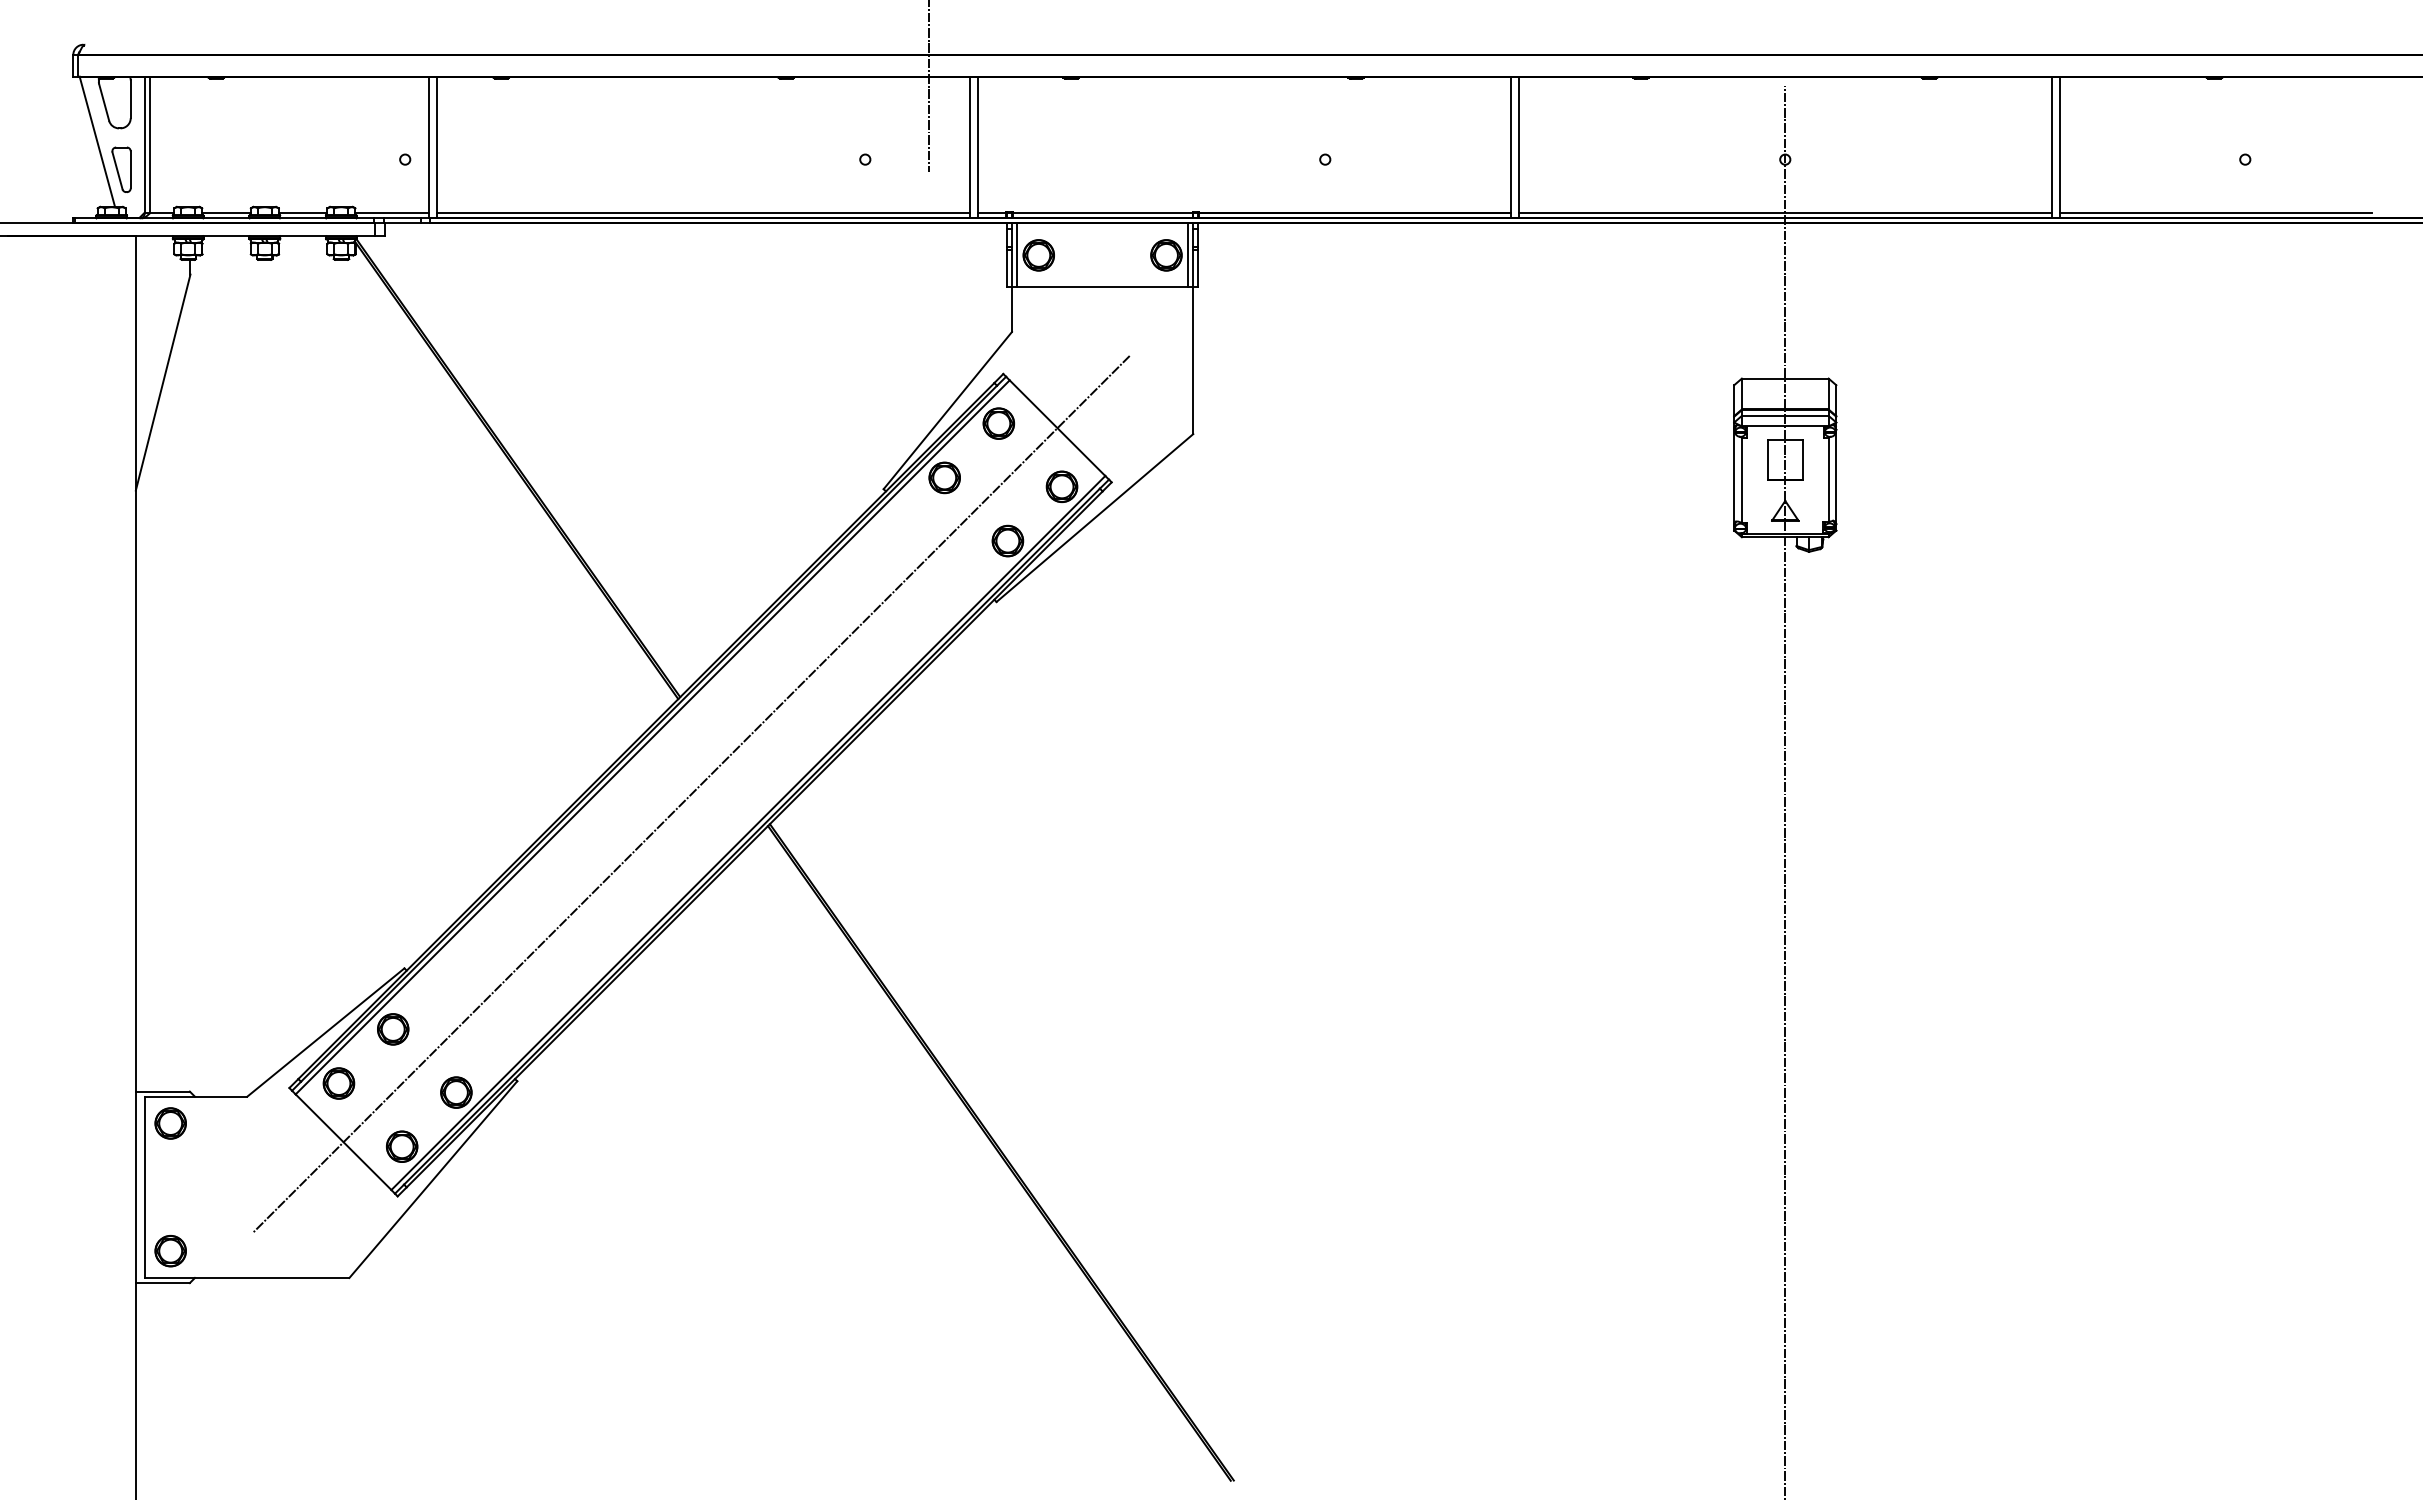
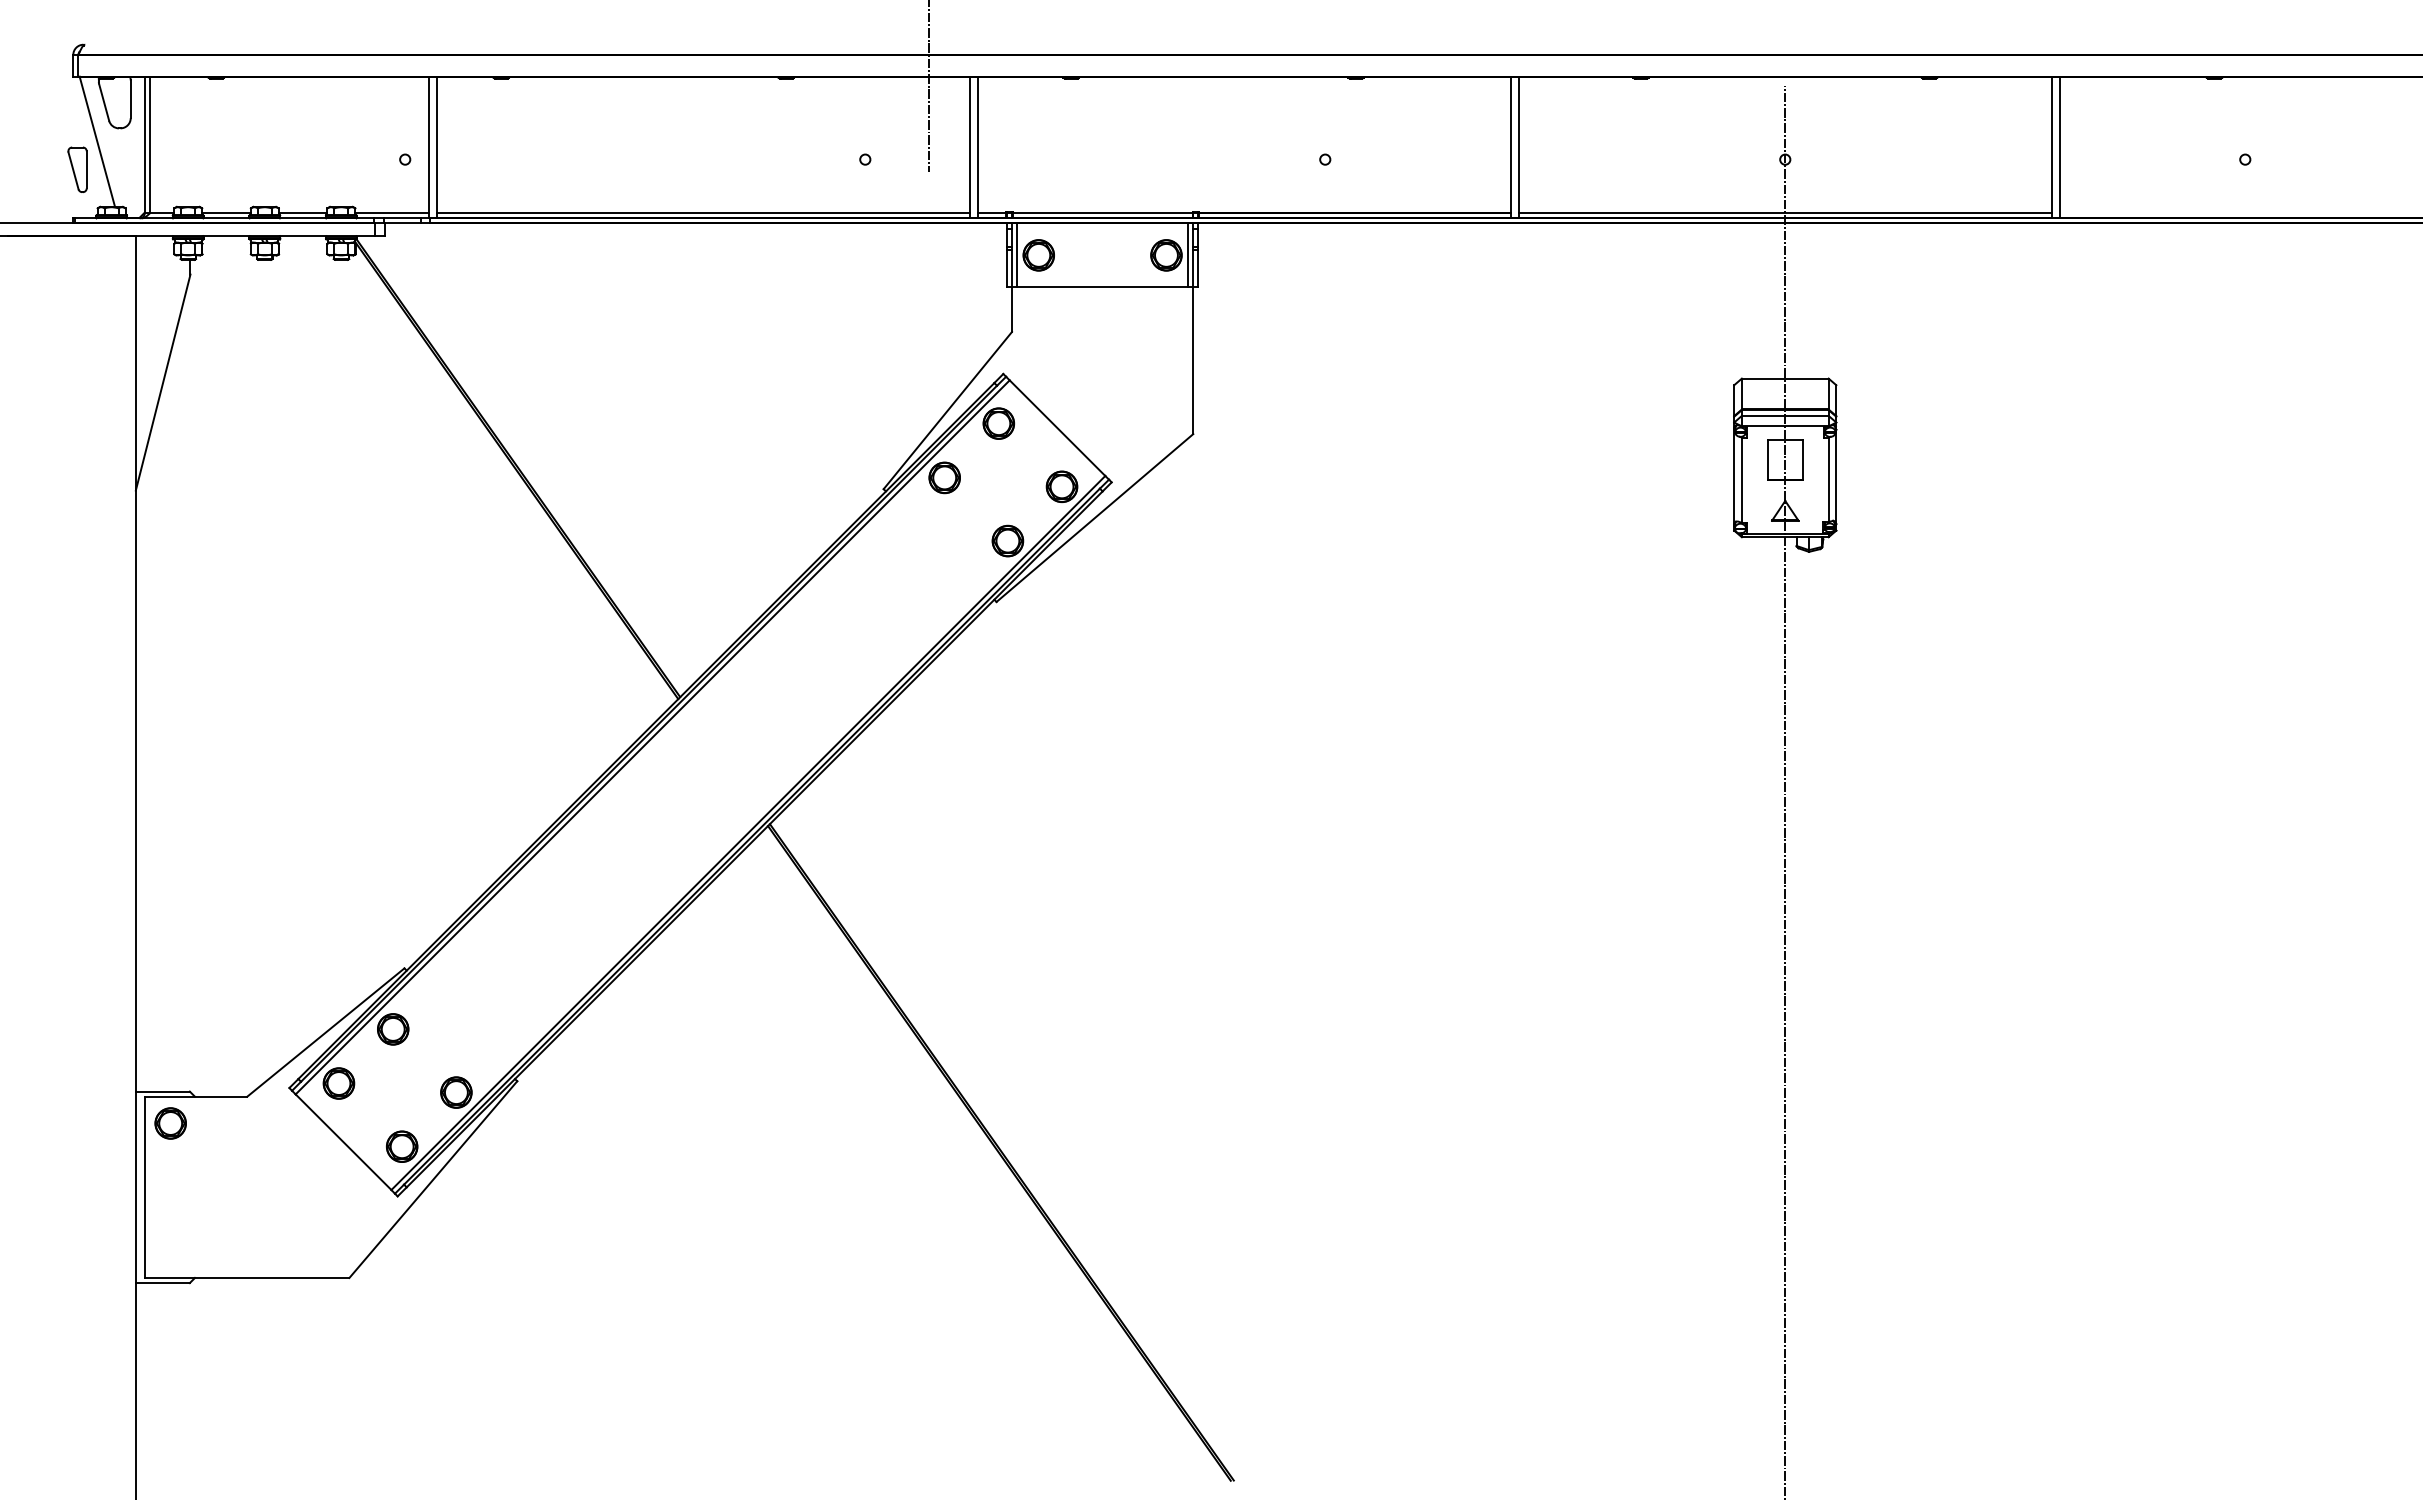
part position: (121, 169) -> (77, 169) (77, 169)
line: present -> none (2215, 213)
line: present -> none (691, 793)
part: present -> none (170, 1251)
